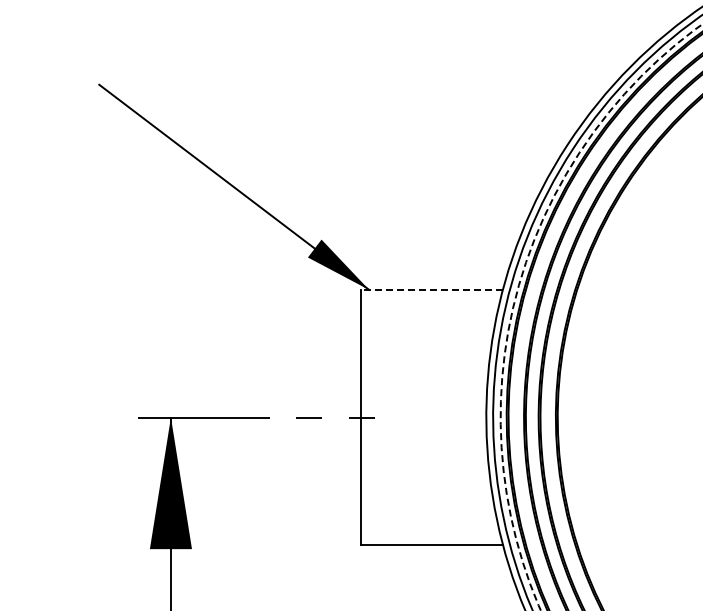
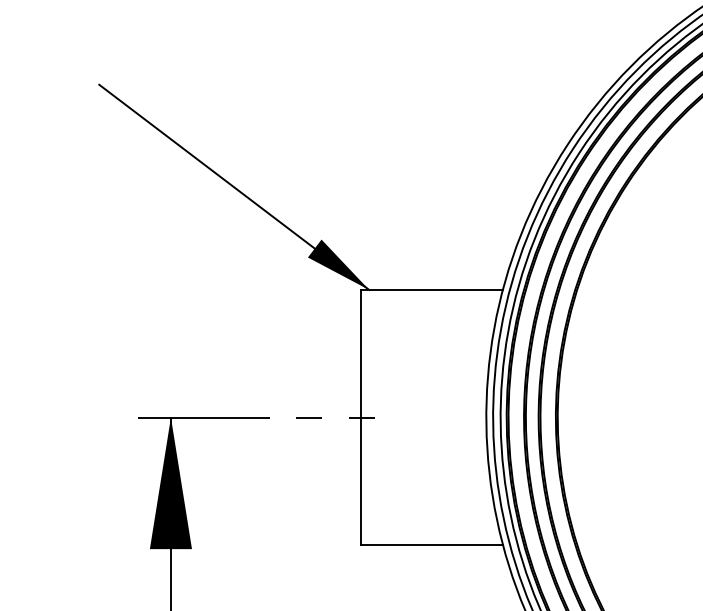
line: dashed -> solid (432, 289)
arc: dashed -> solid (517, 290)
